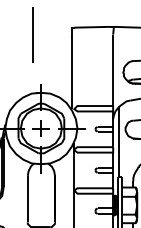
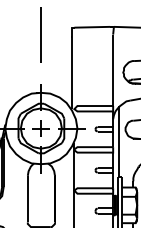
line position: (32, 34) -> (40, 34) (40, 34)
